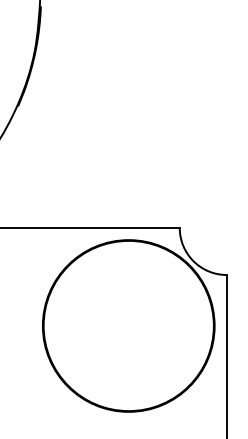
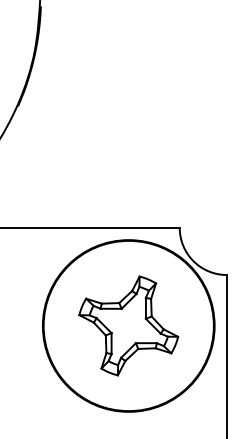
part: none -> present (128, 325)
